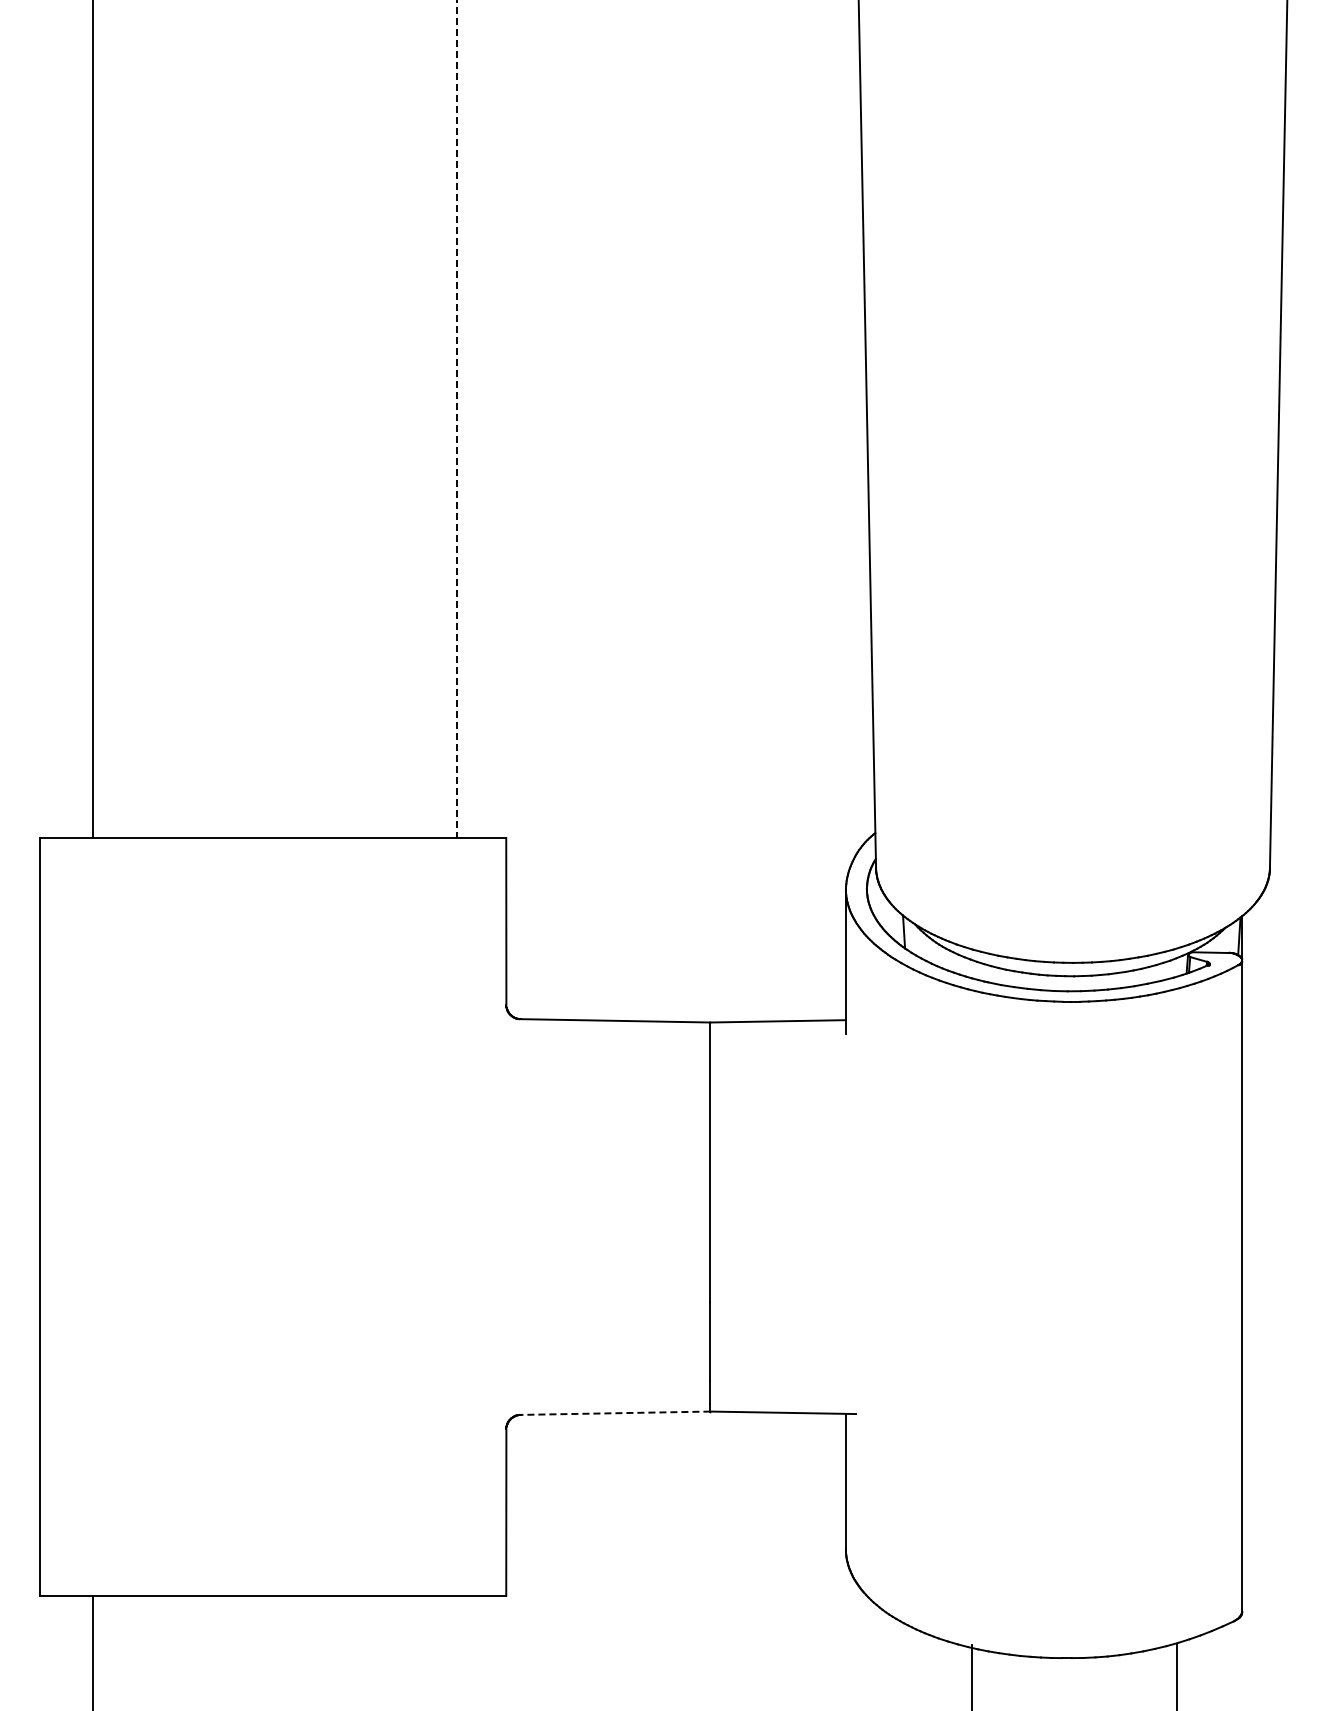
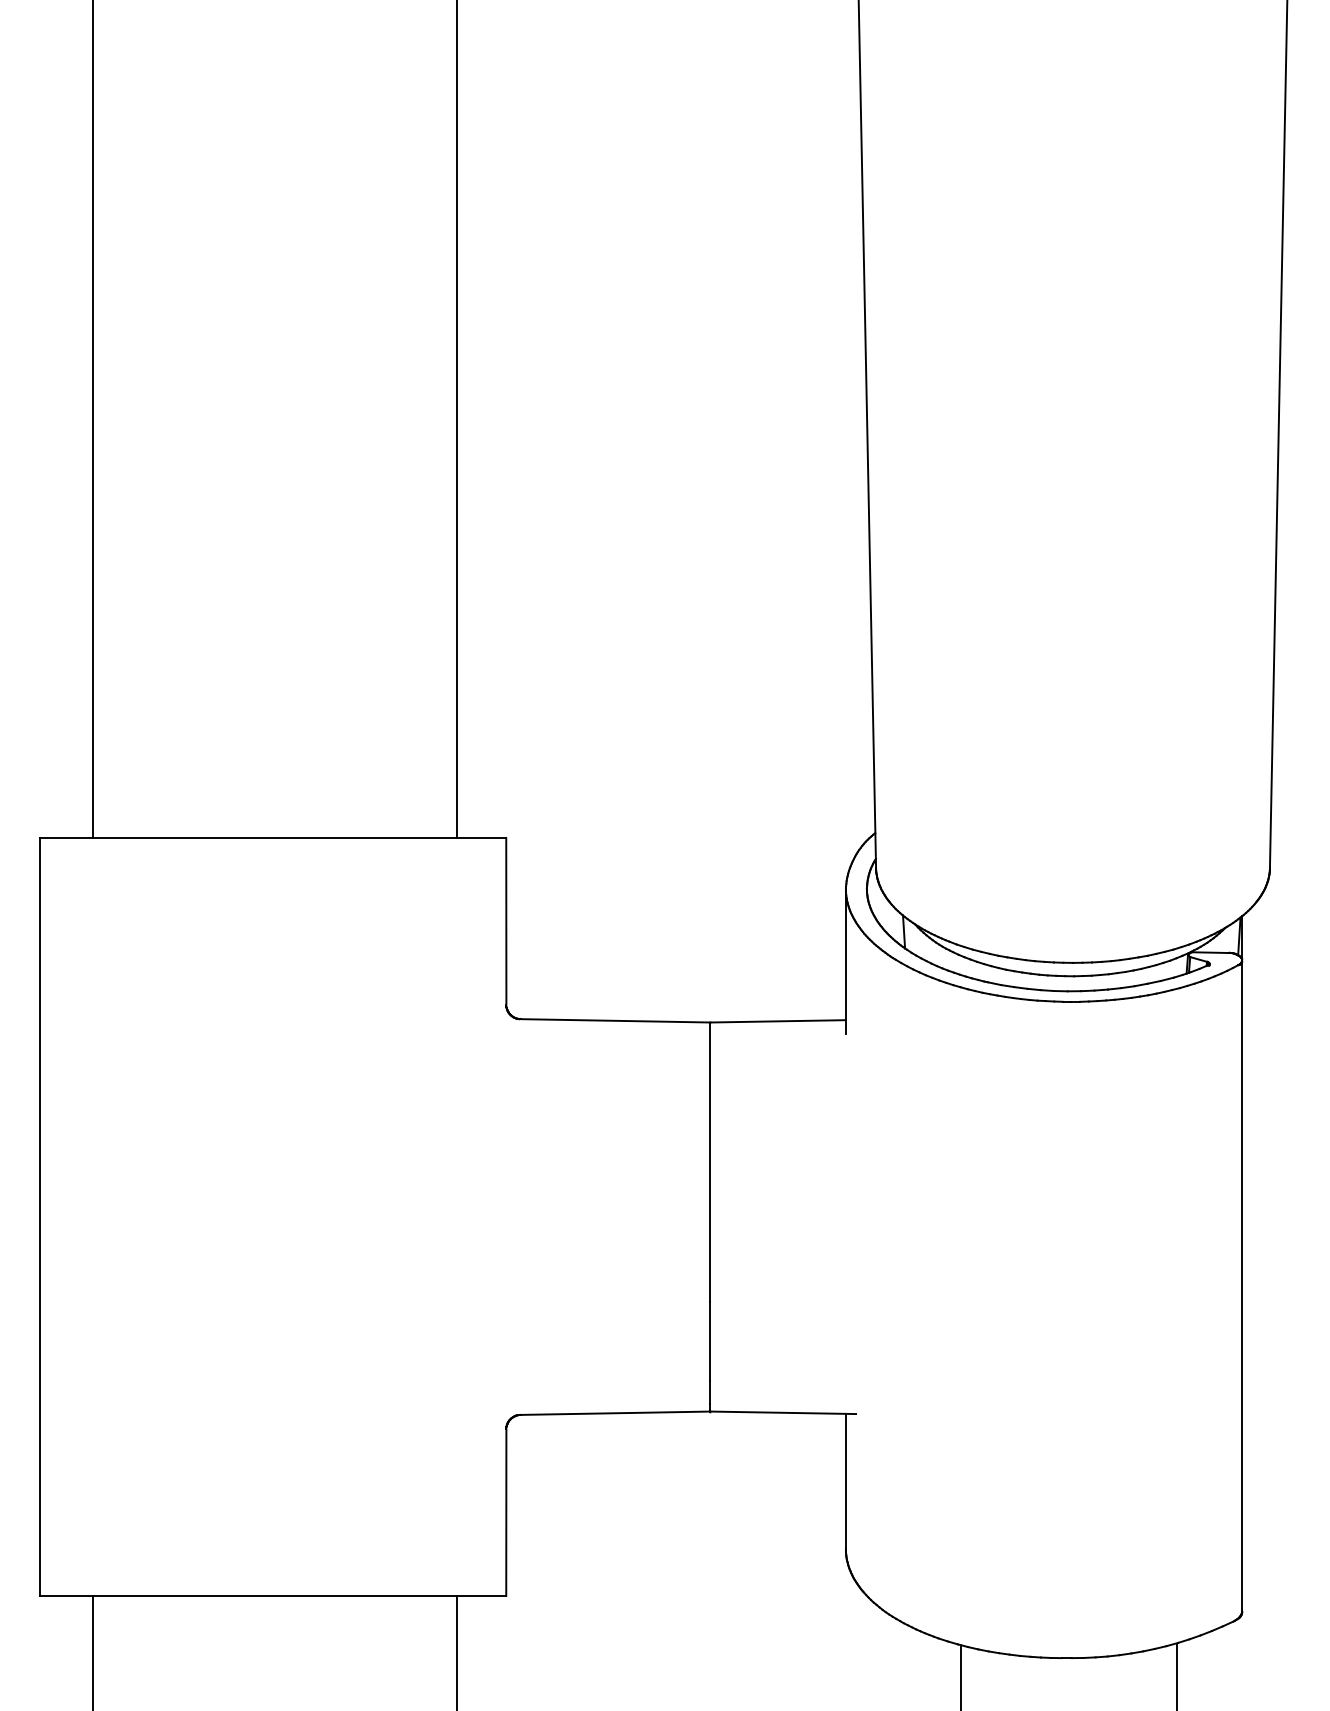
line: dashed -> solid (456, 419)
line: dashed -> solid (615, 1413)
line: none -> present (456, 1651)
line position: (972, 1676) -> (961, 1676) (961, 1676)
